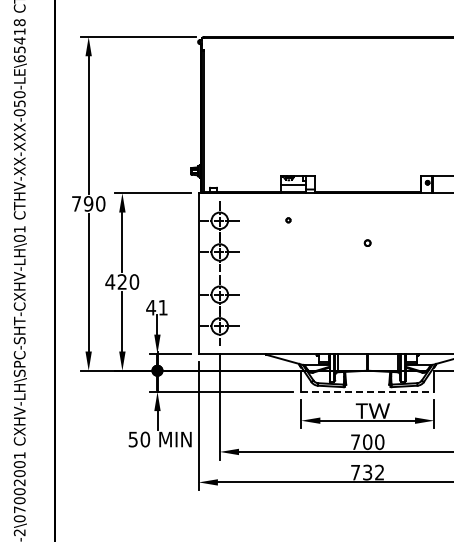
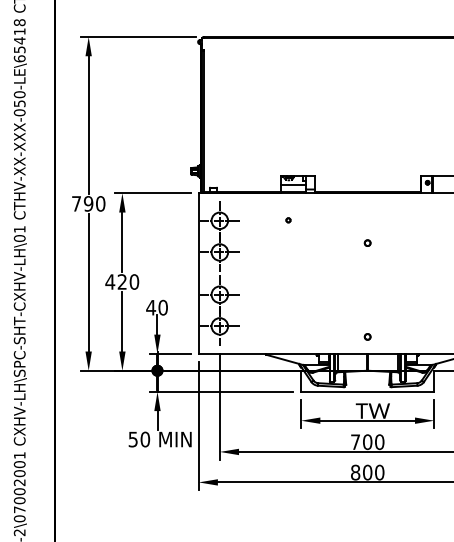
text: 41 -> 40 (162, 307)
part: none -> present (367, 336)
line: dashed -> solid (367, 391)
text: 732 -> 800 (367, 472)
